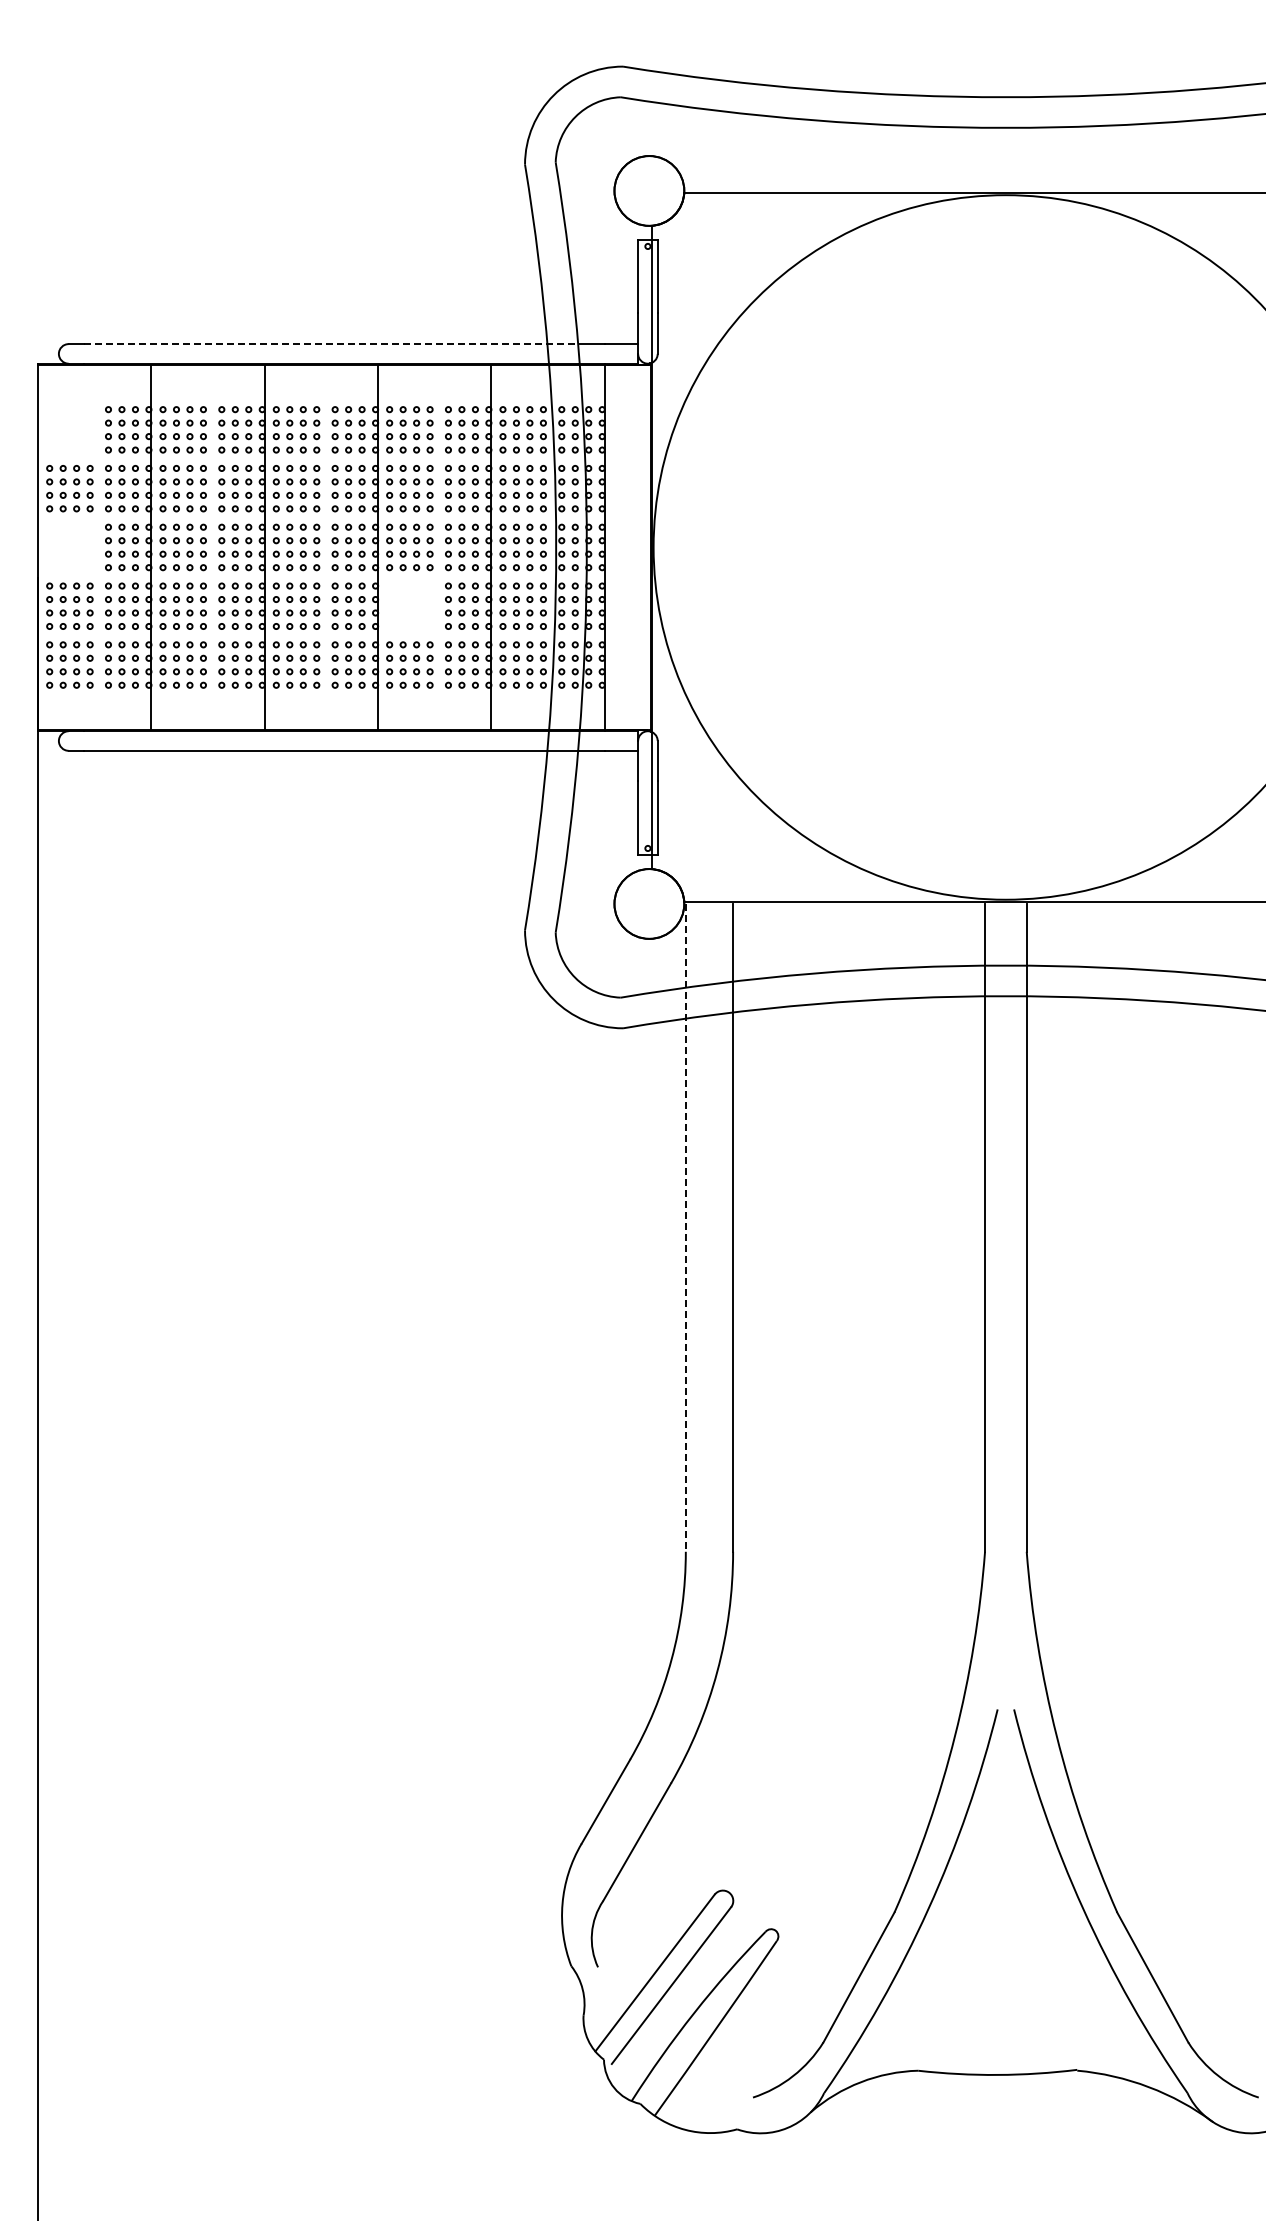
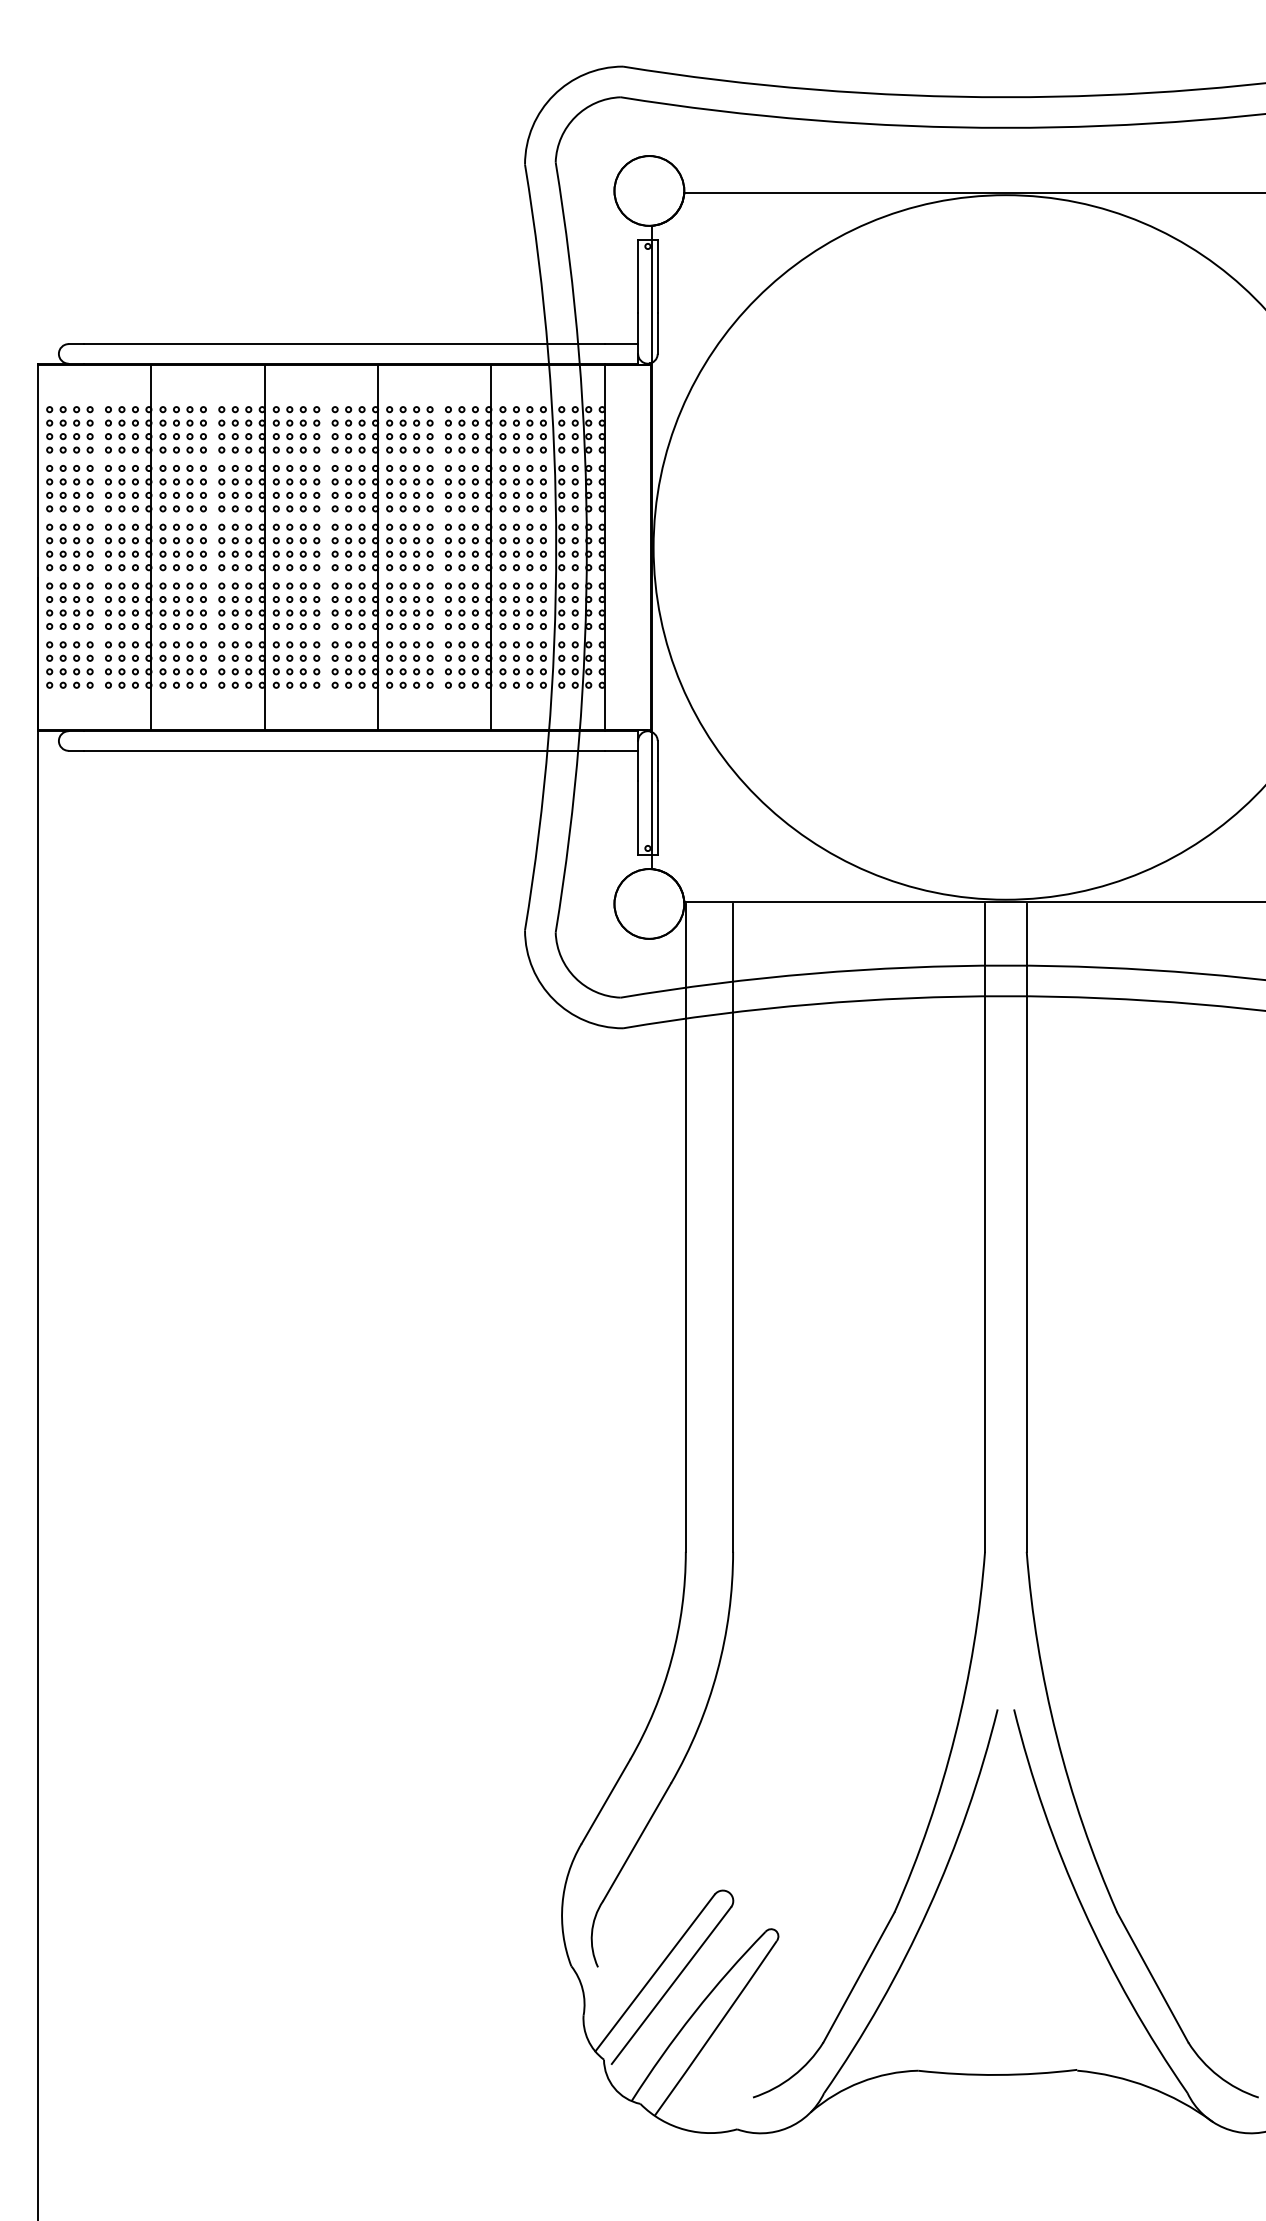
line: dashed -> solid (331, 344)
part: none -> present (69, 429)
part: none -> present (69, 547)
part: none -> present (409, 605)
line: dashed -> solid (685, 1227)
